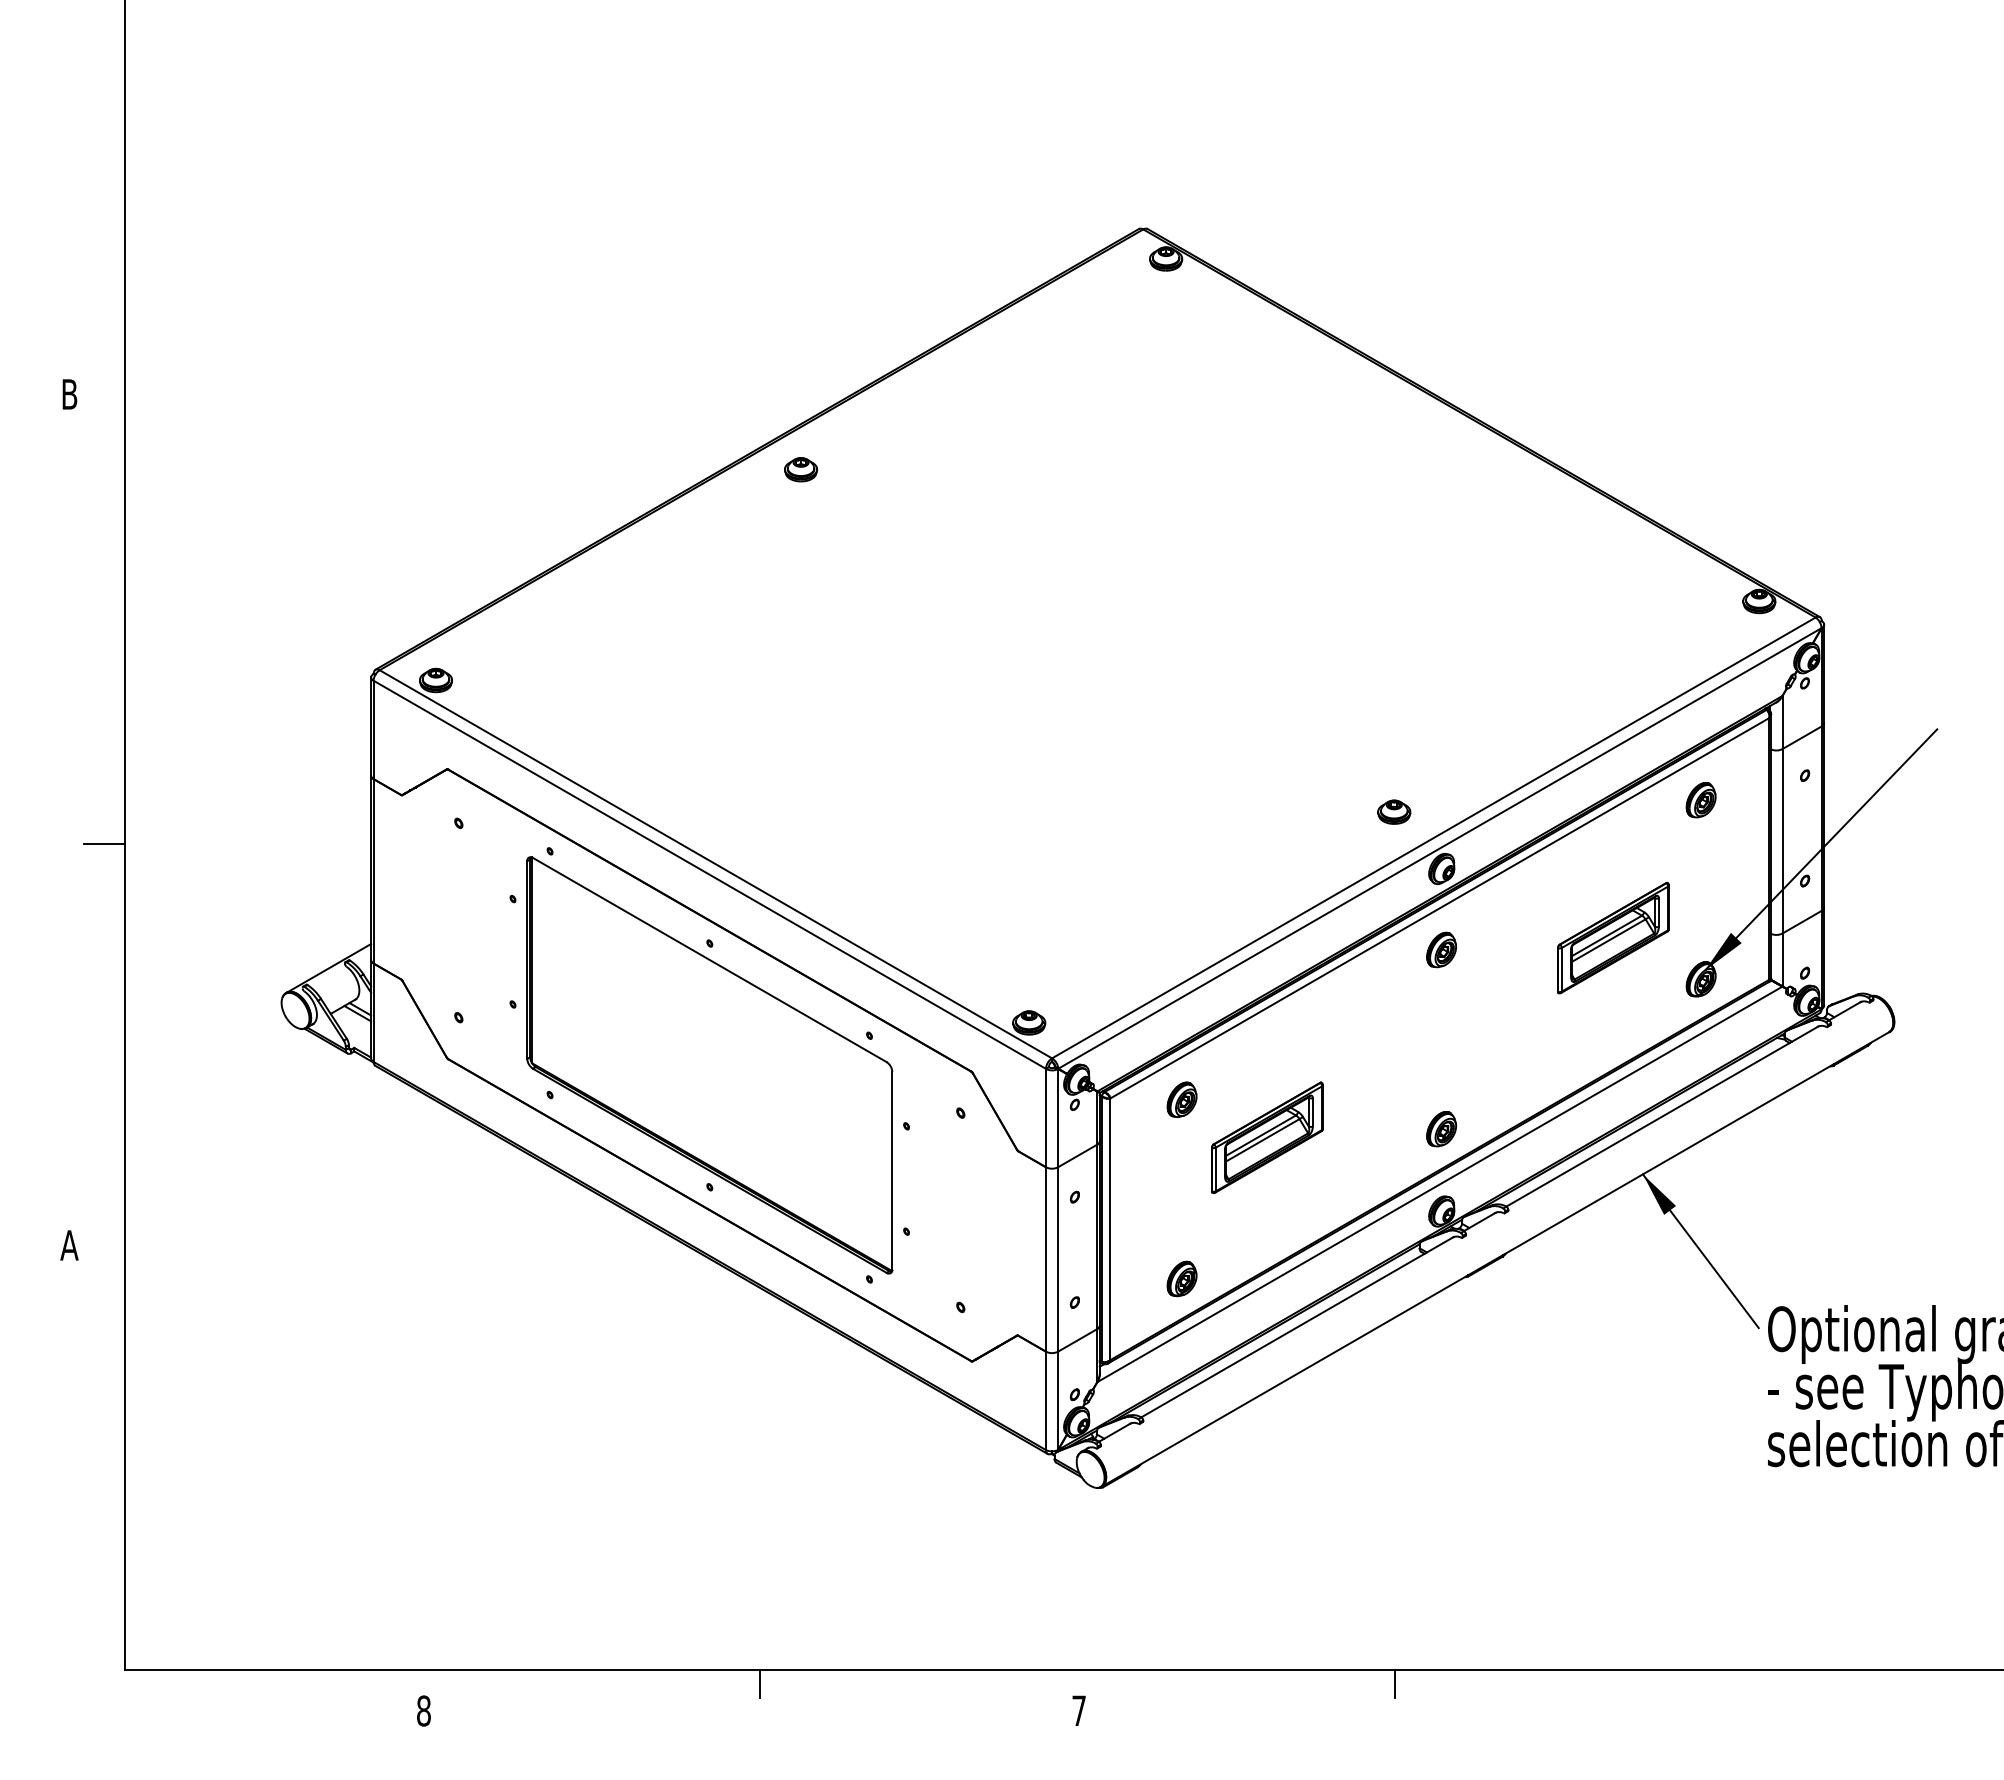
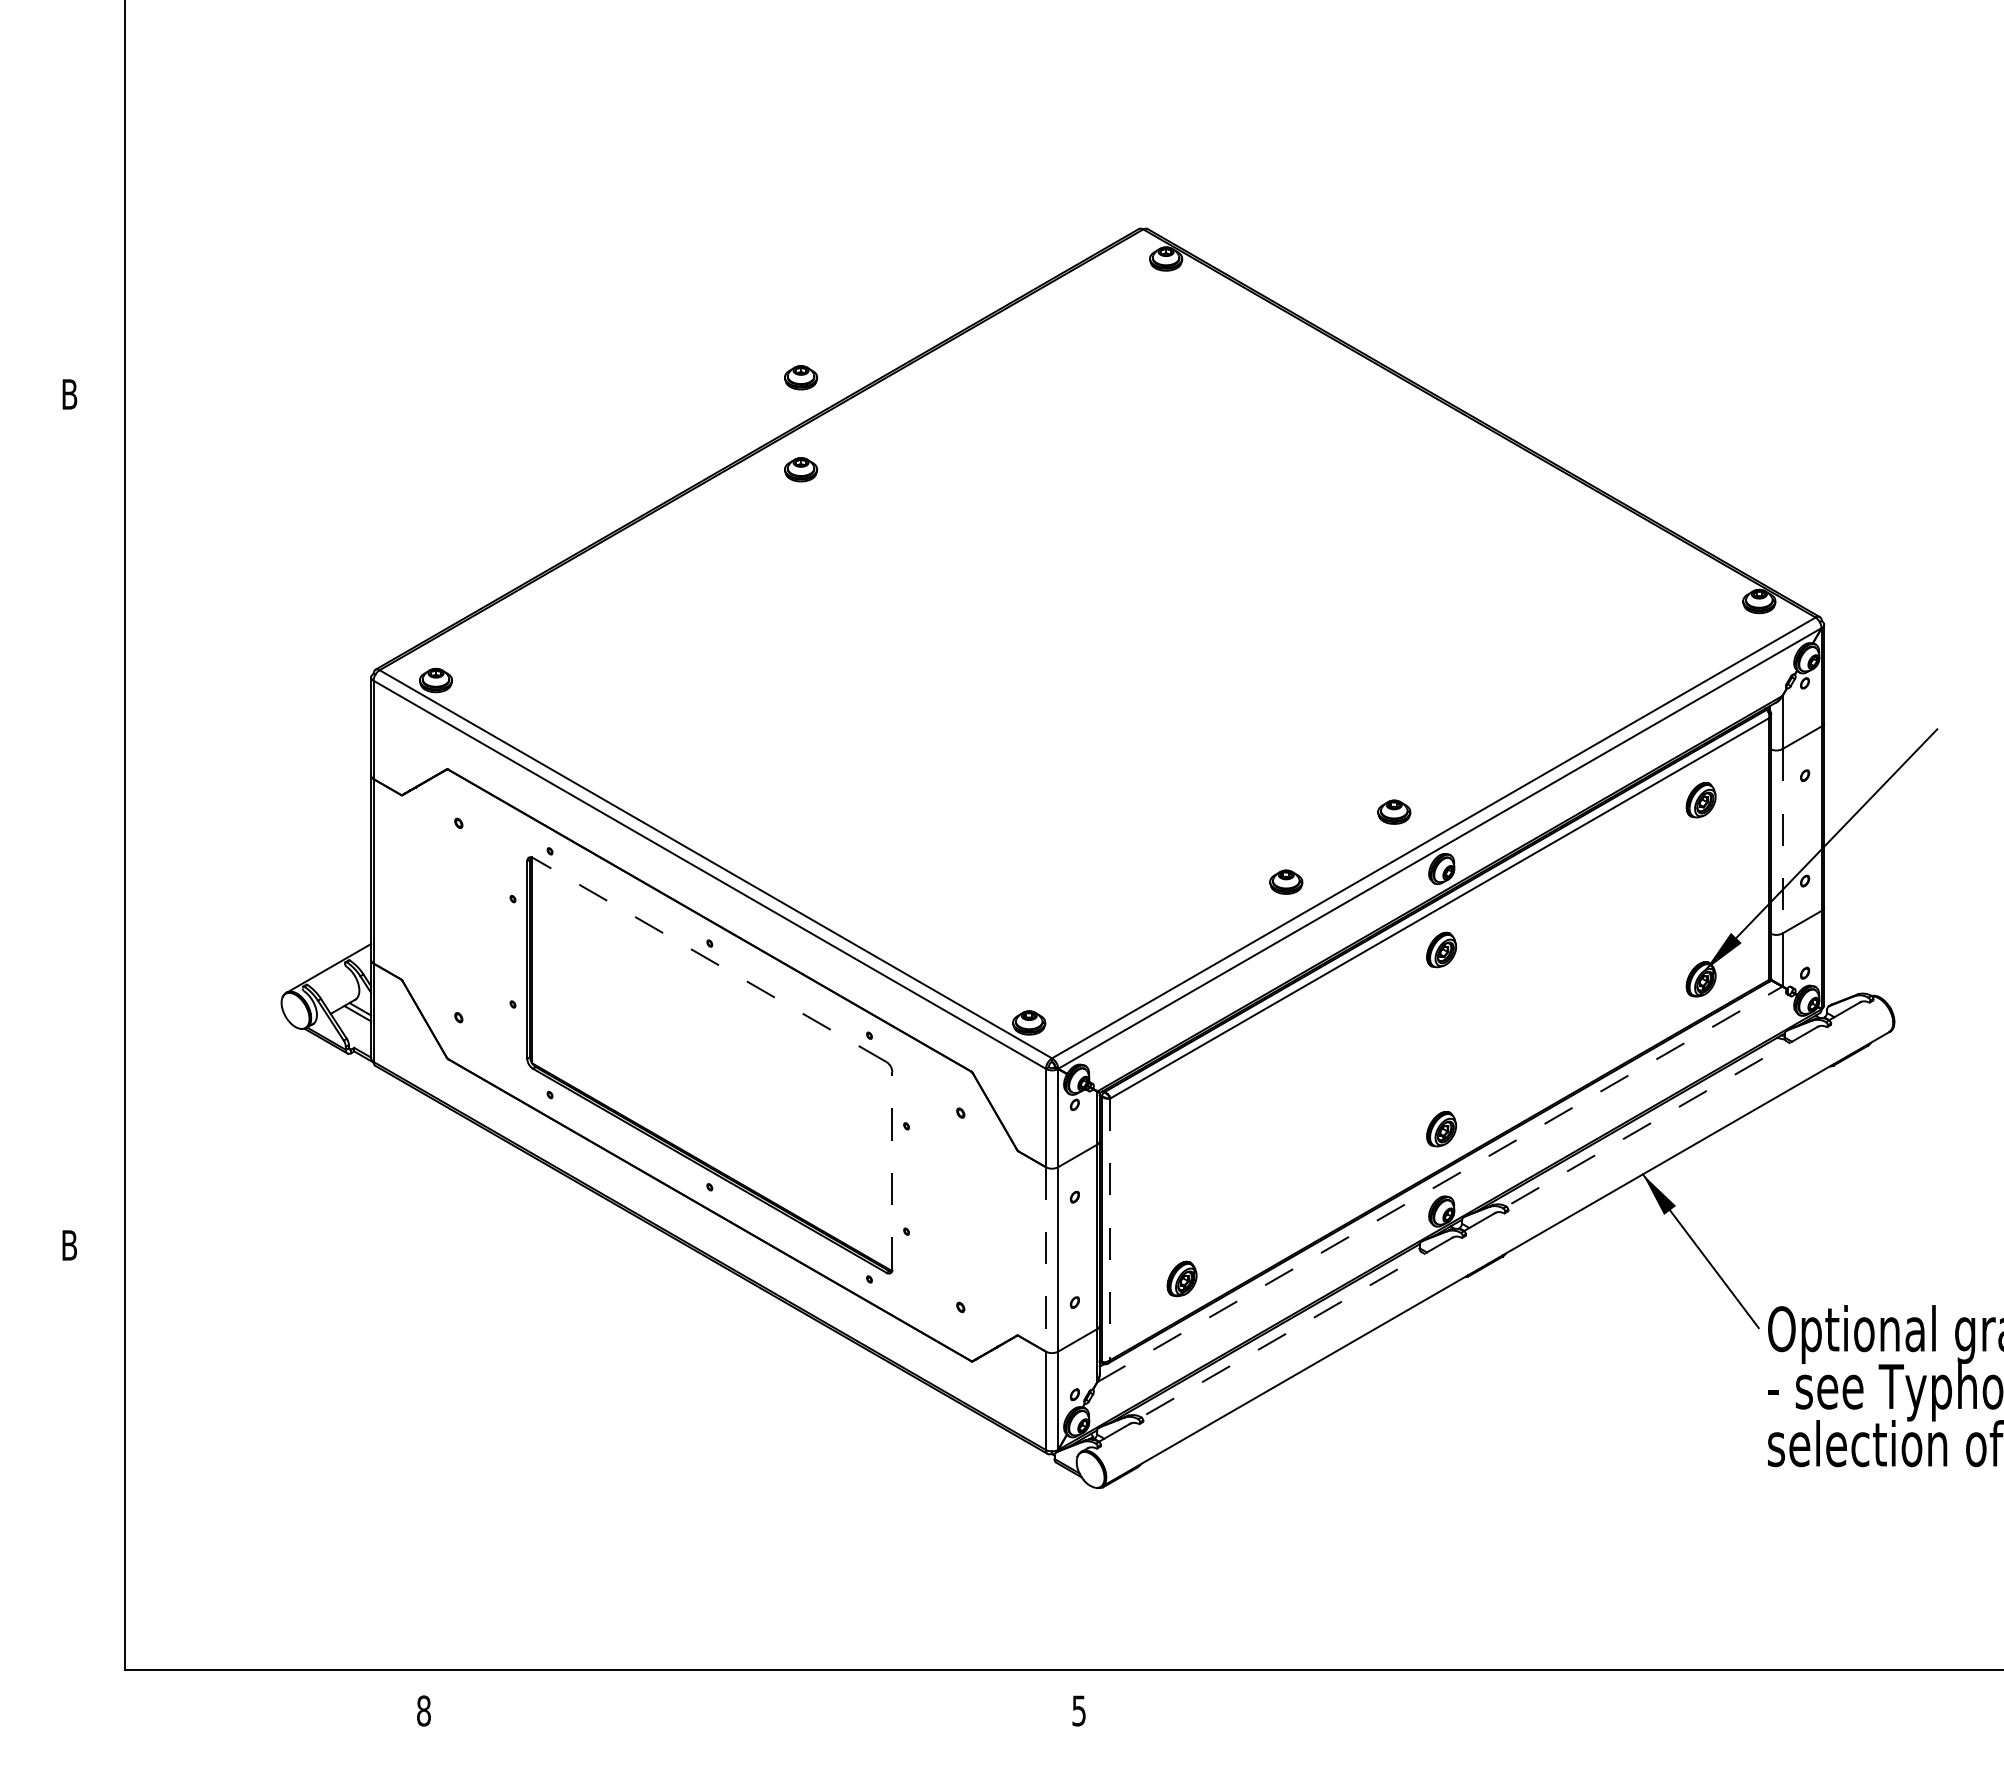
part: none -> present (801, 377)
line: solid -> dashed (1782, 841)
line: present -> none (104, 843)
part: none -> present (1286, 881)
part: present -> none (1613, 937)
line: solid -> dashed (709, 959)
part: present -> none (1181, 1099)
line: solid -> dashed (1662, 1116)
part: present -> none (1267, 1137)
line: solid -> dashed (892, 1170)
line: solid -> dashed (1440, 1184)
line: solid -> dashed (1110, 1229)
text: A -> B (69, 1245)
line: solid -> dashed (1045, 1259)
line: solid -> dashed (1297, 1327)
line: present -> none (759, 1683)
line: present -> none (1394, 1683)
text: 7 -> 5 (1078, 1710)
